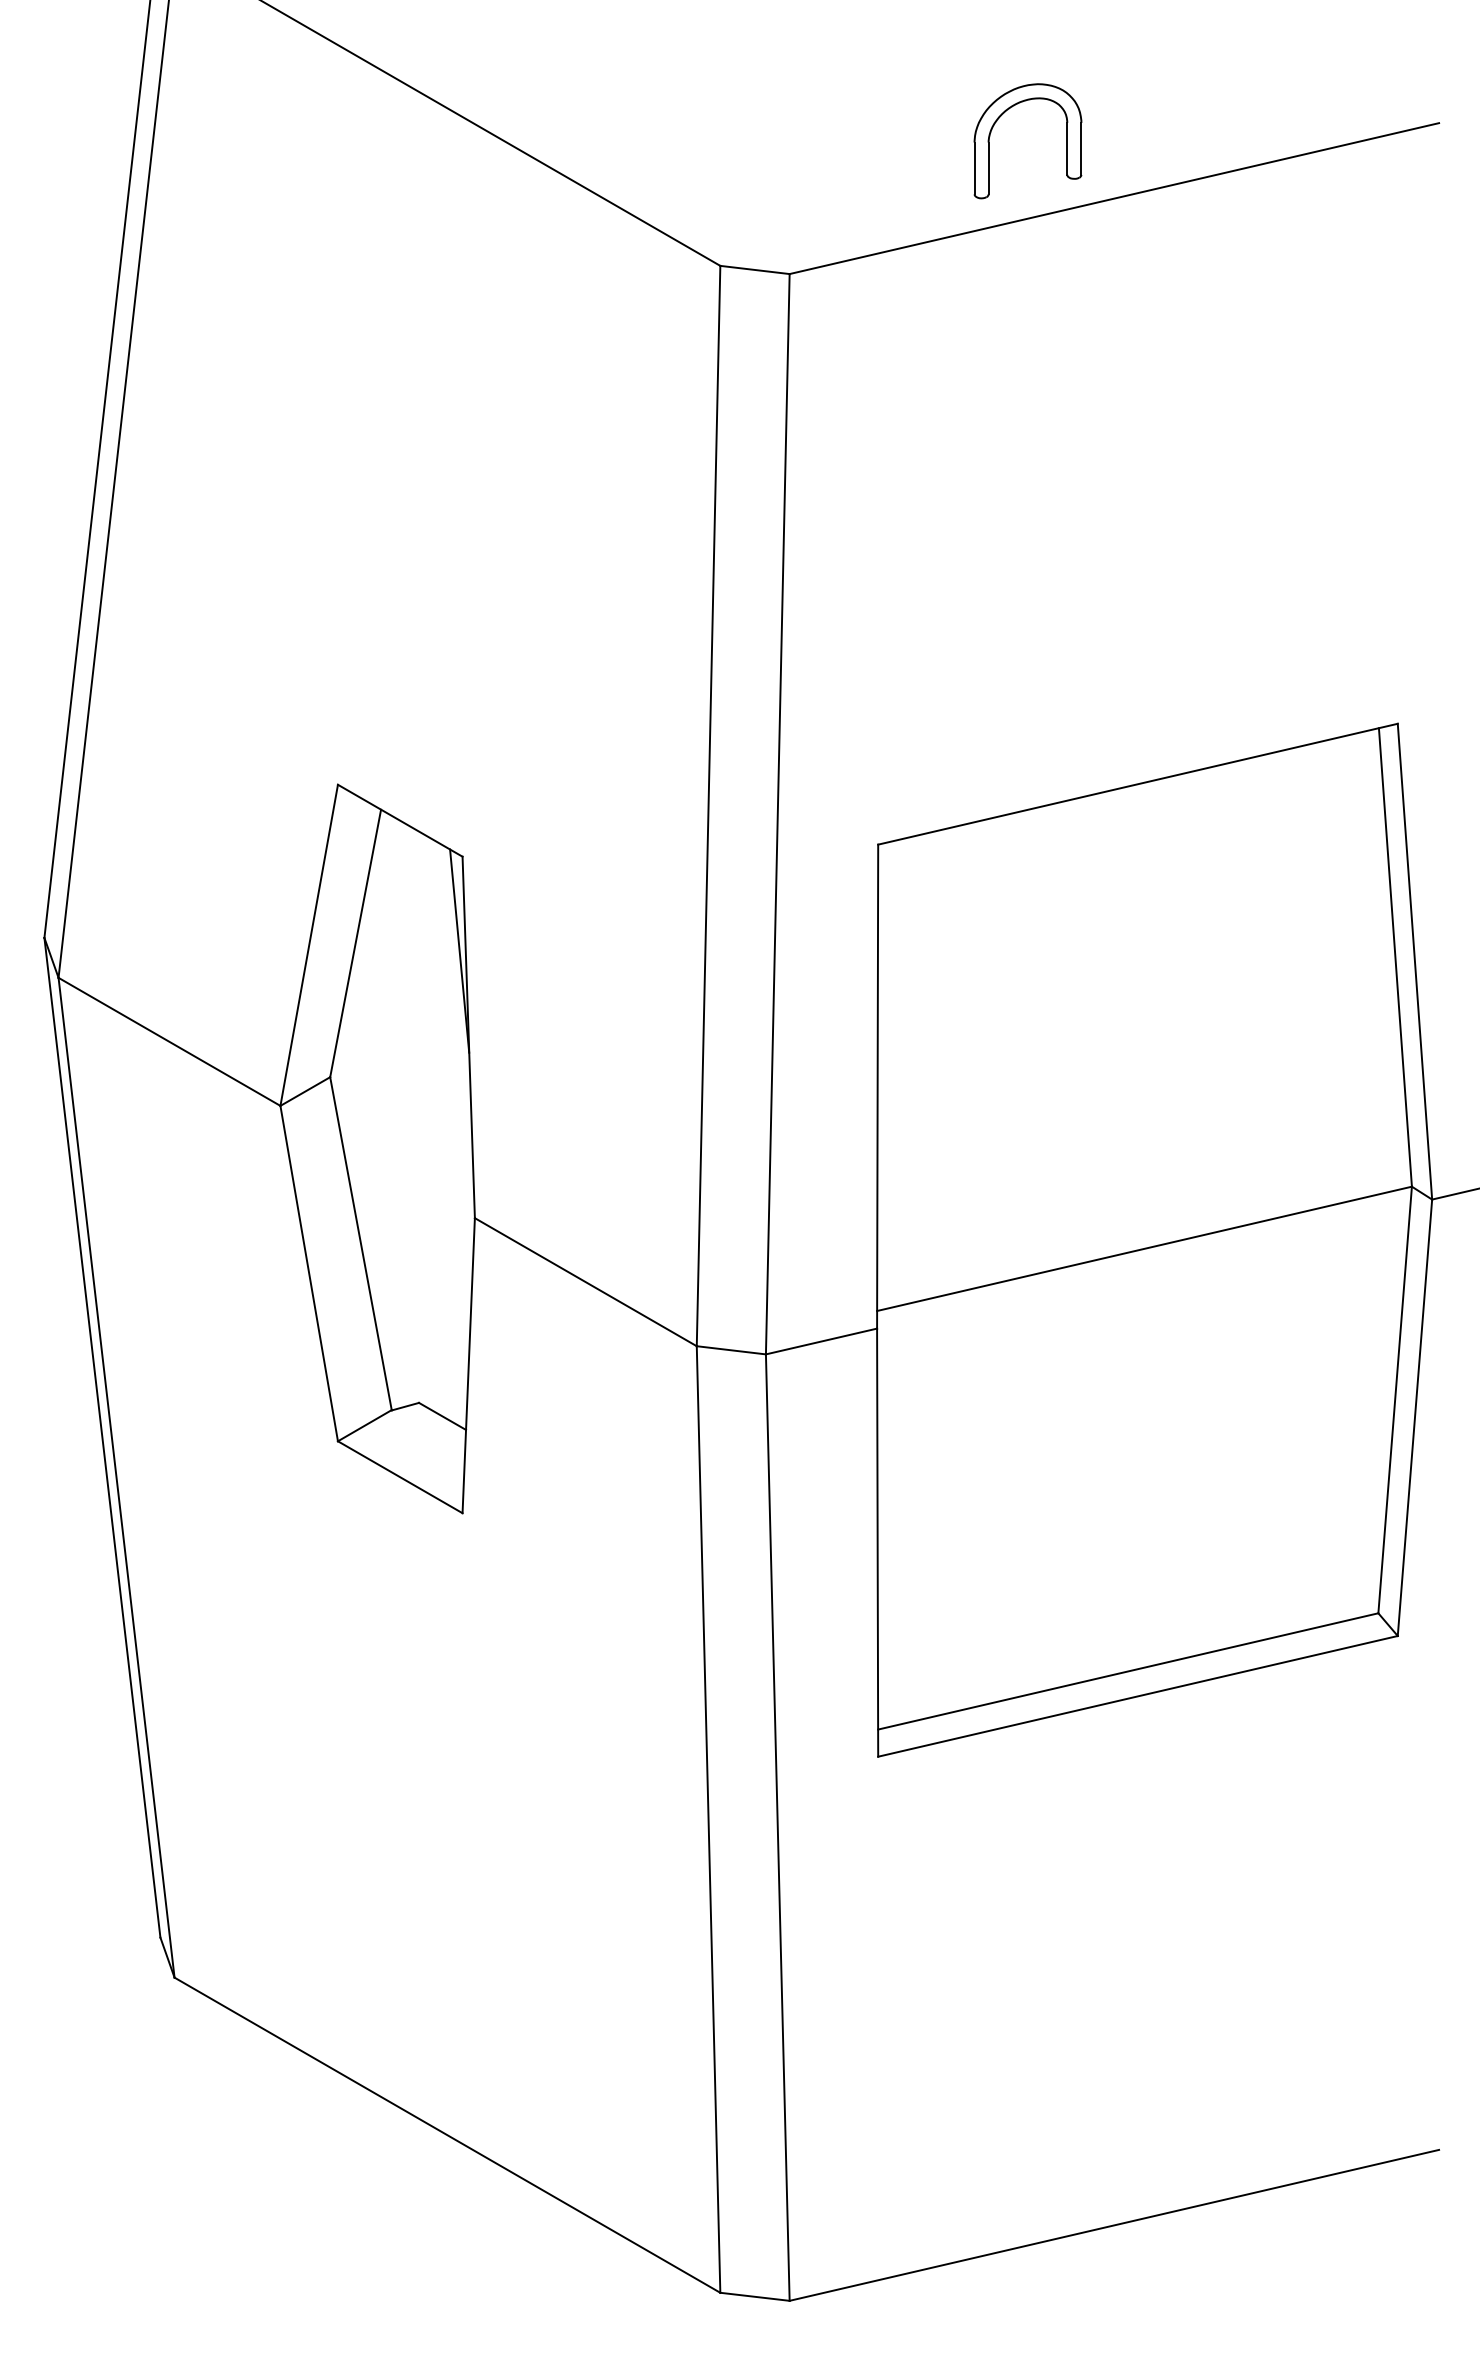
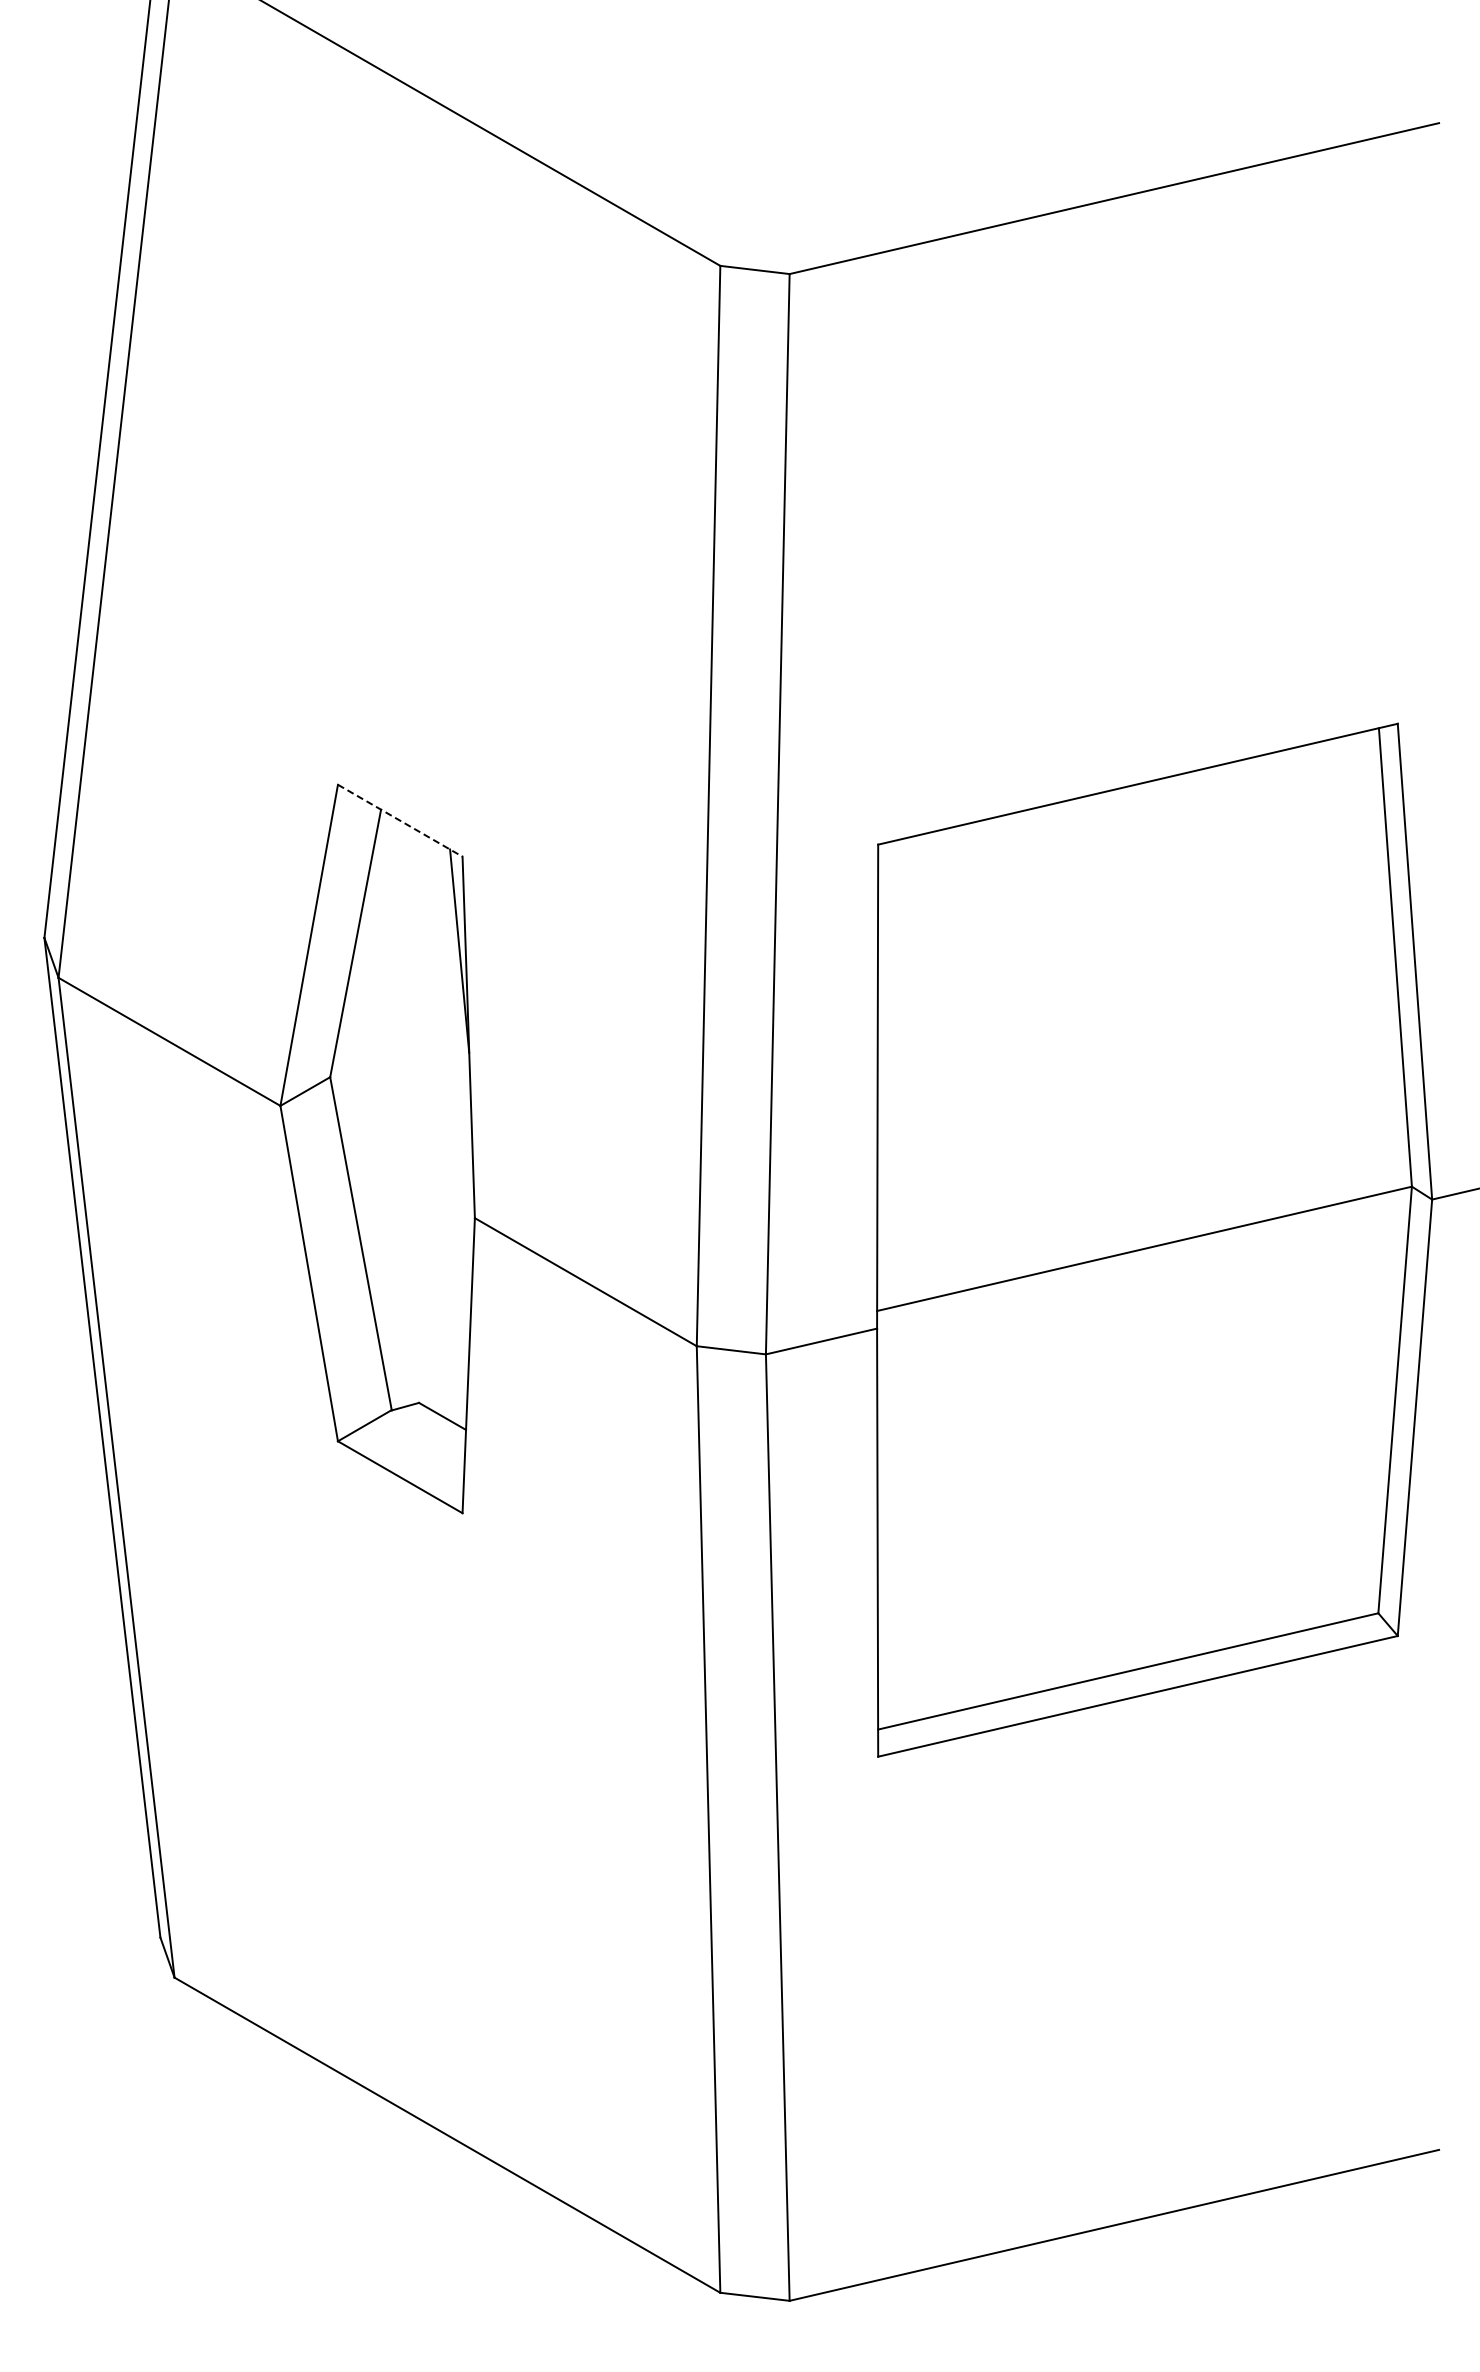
part: present -> none (997, 121)
line: solid -> dashed (400, 820)
